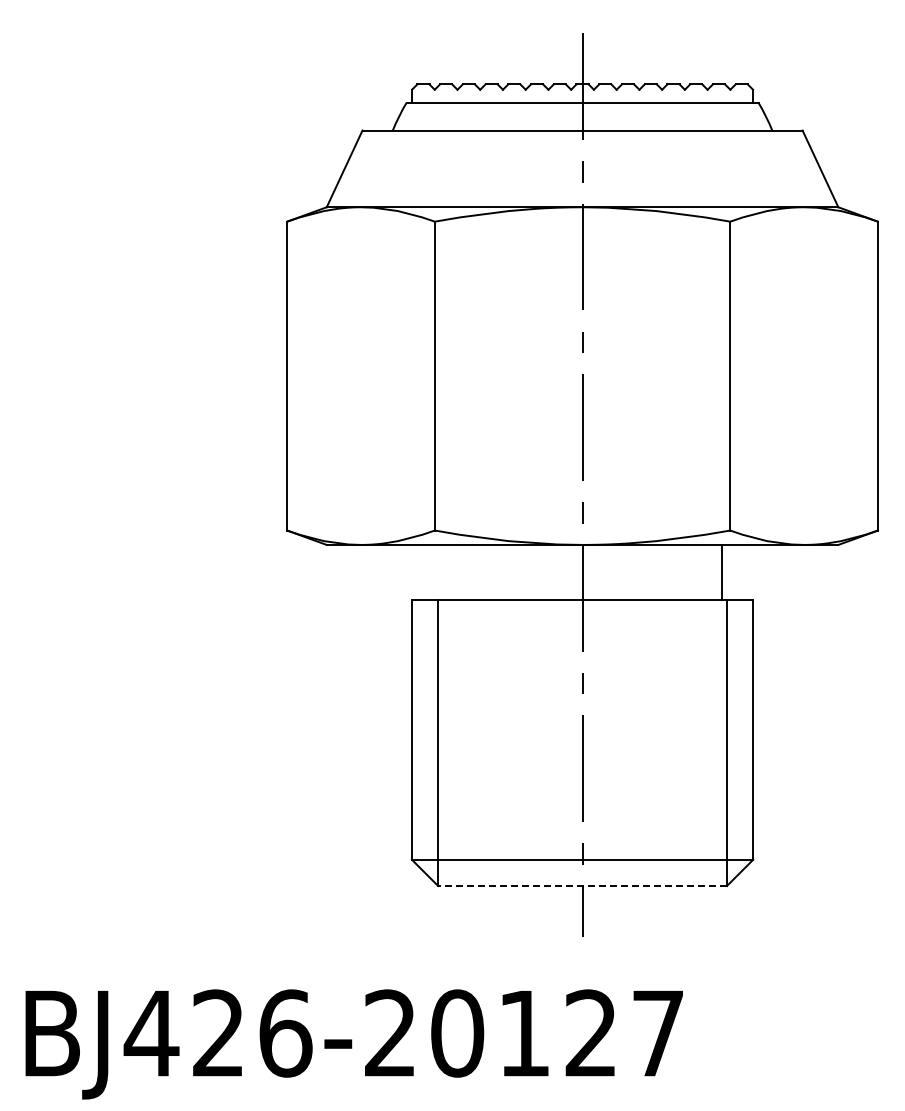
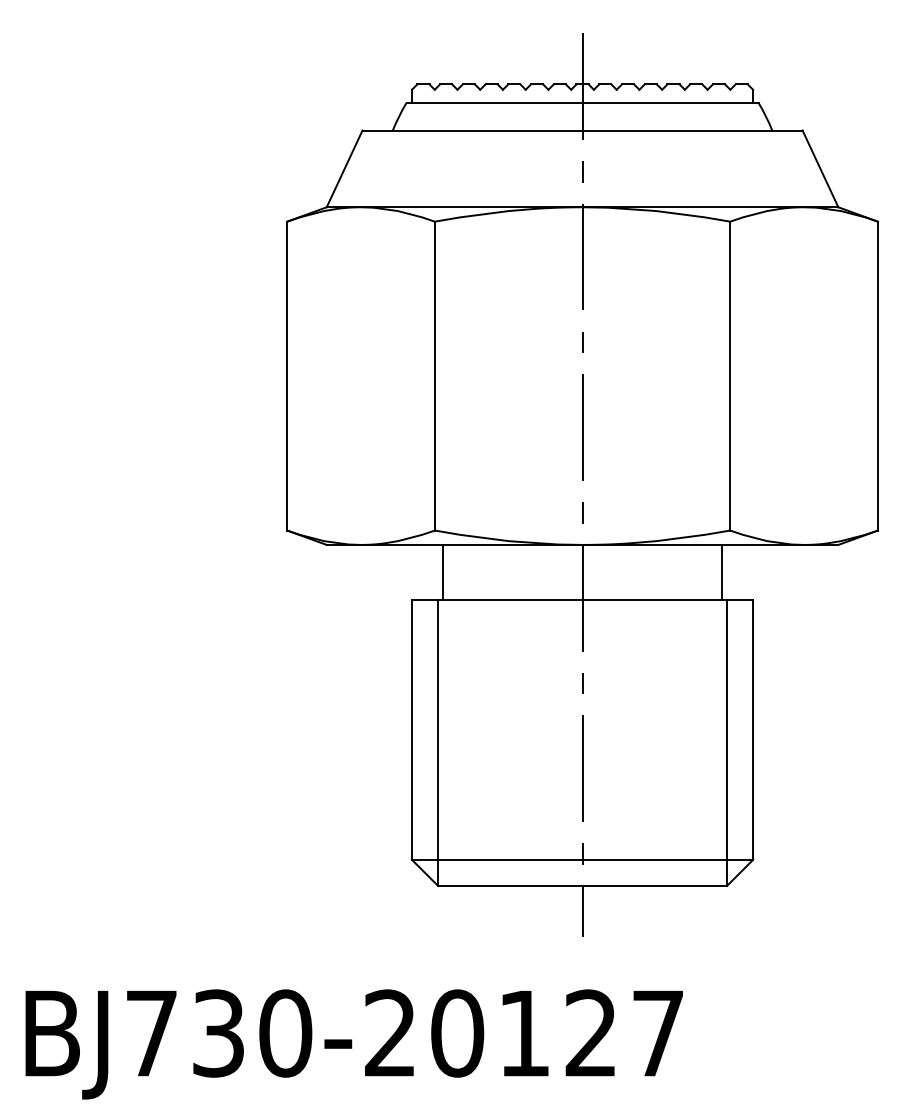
line: none -> present (442, 571)
line: dashed -> solid (582, 886)
text: BJ426-20127 -> BJ730-20127 (217, 1033)
